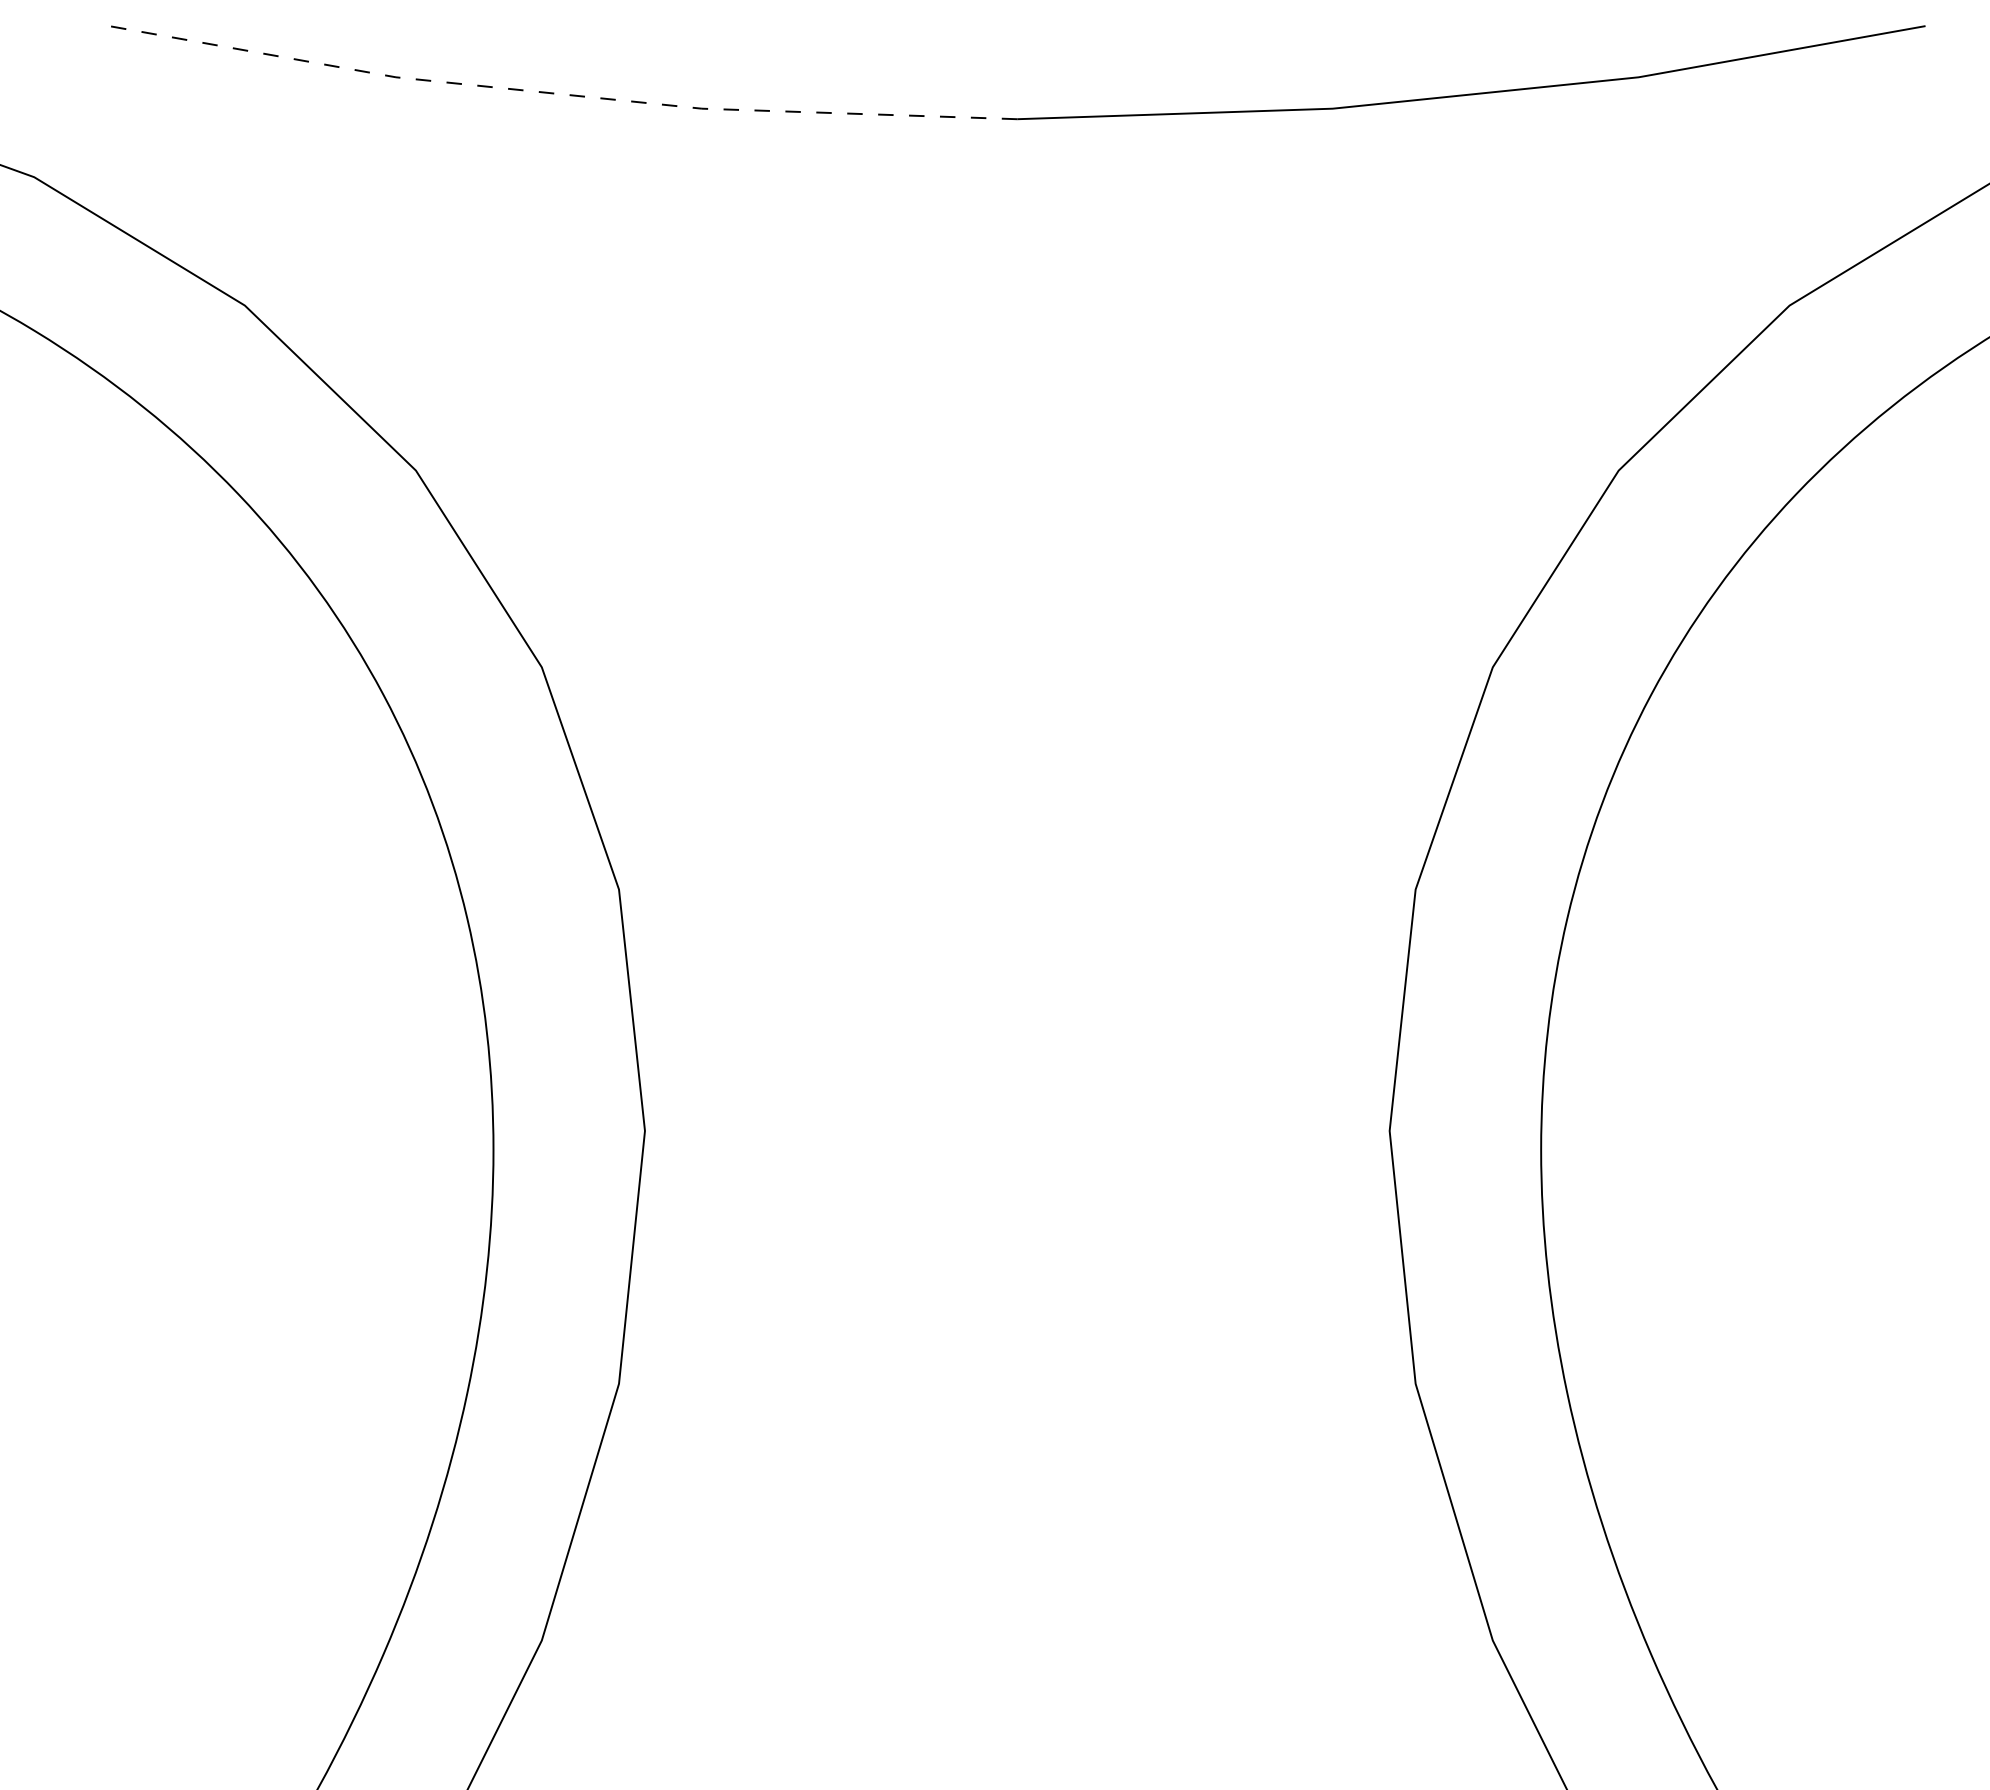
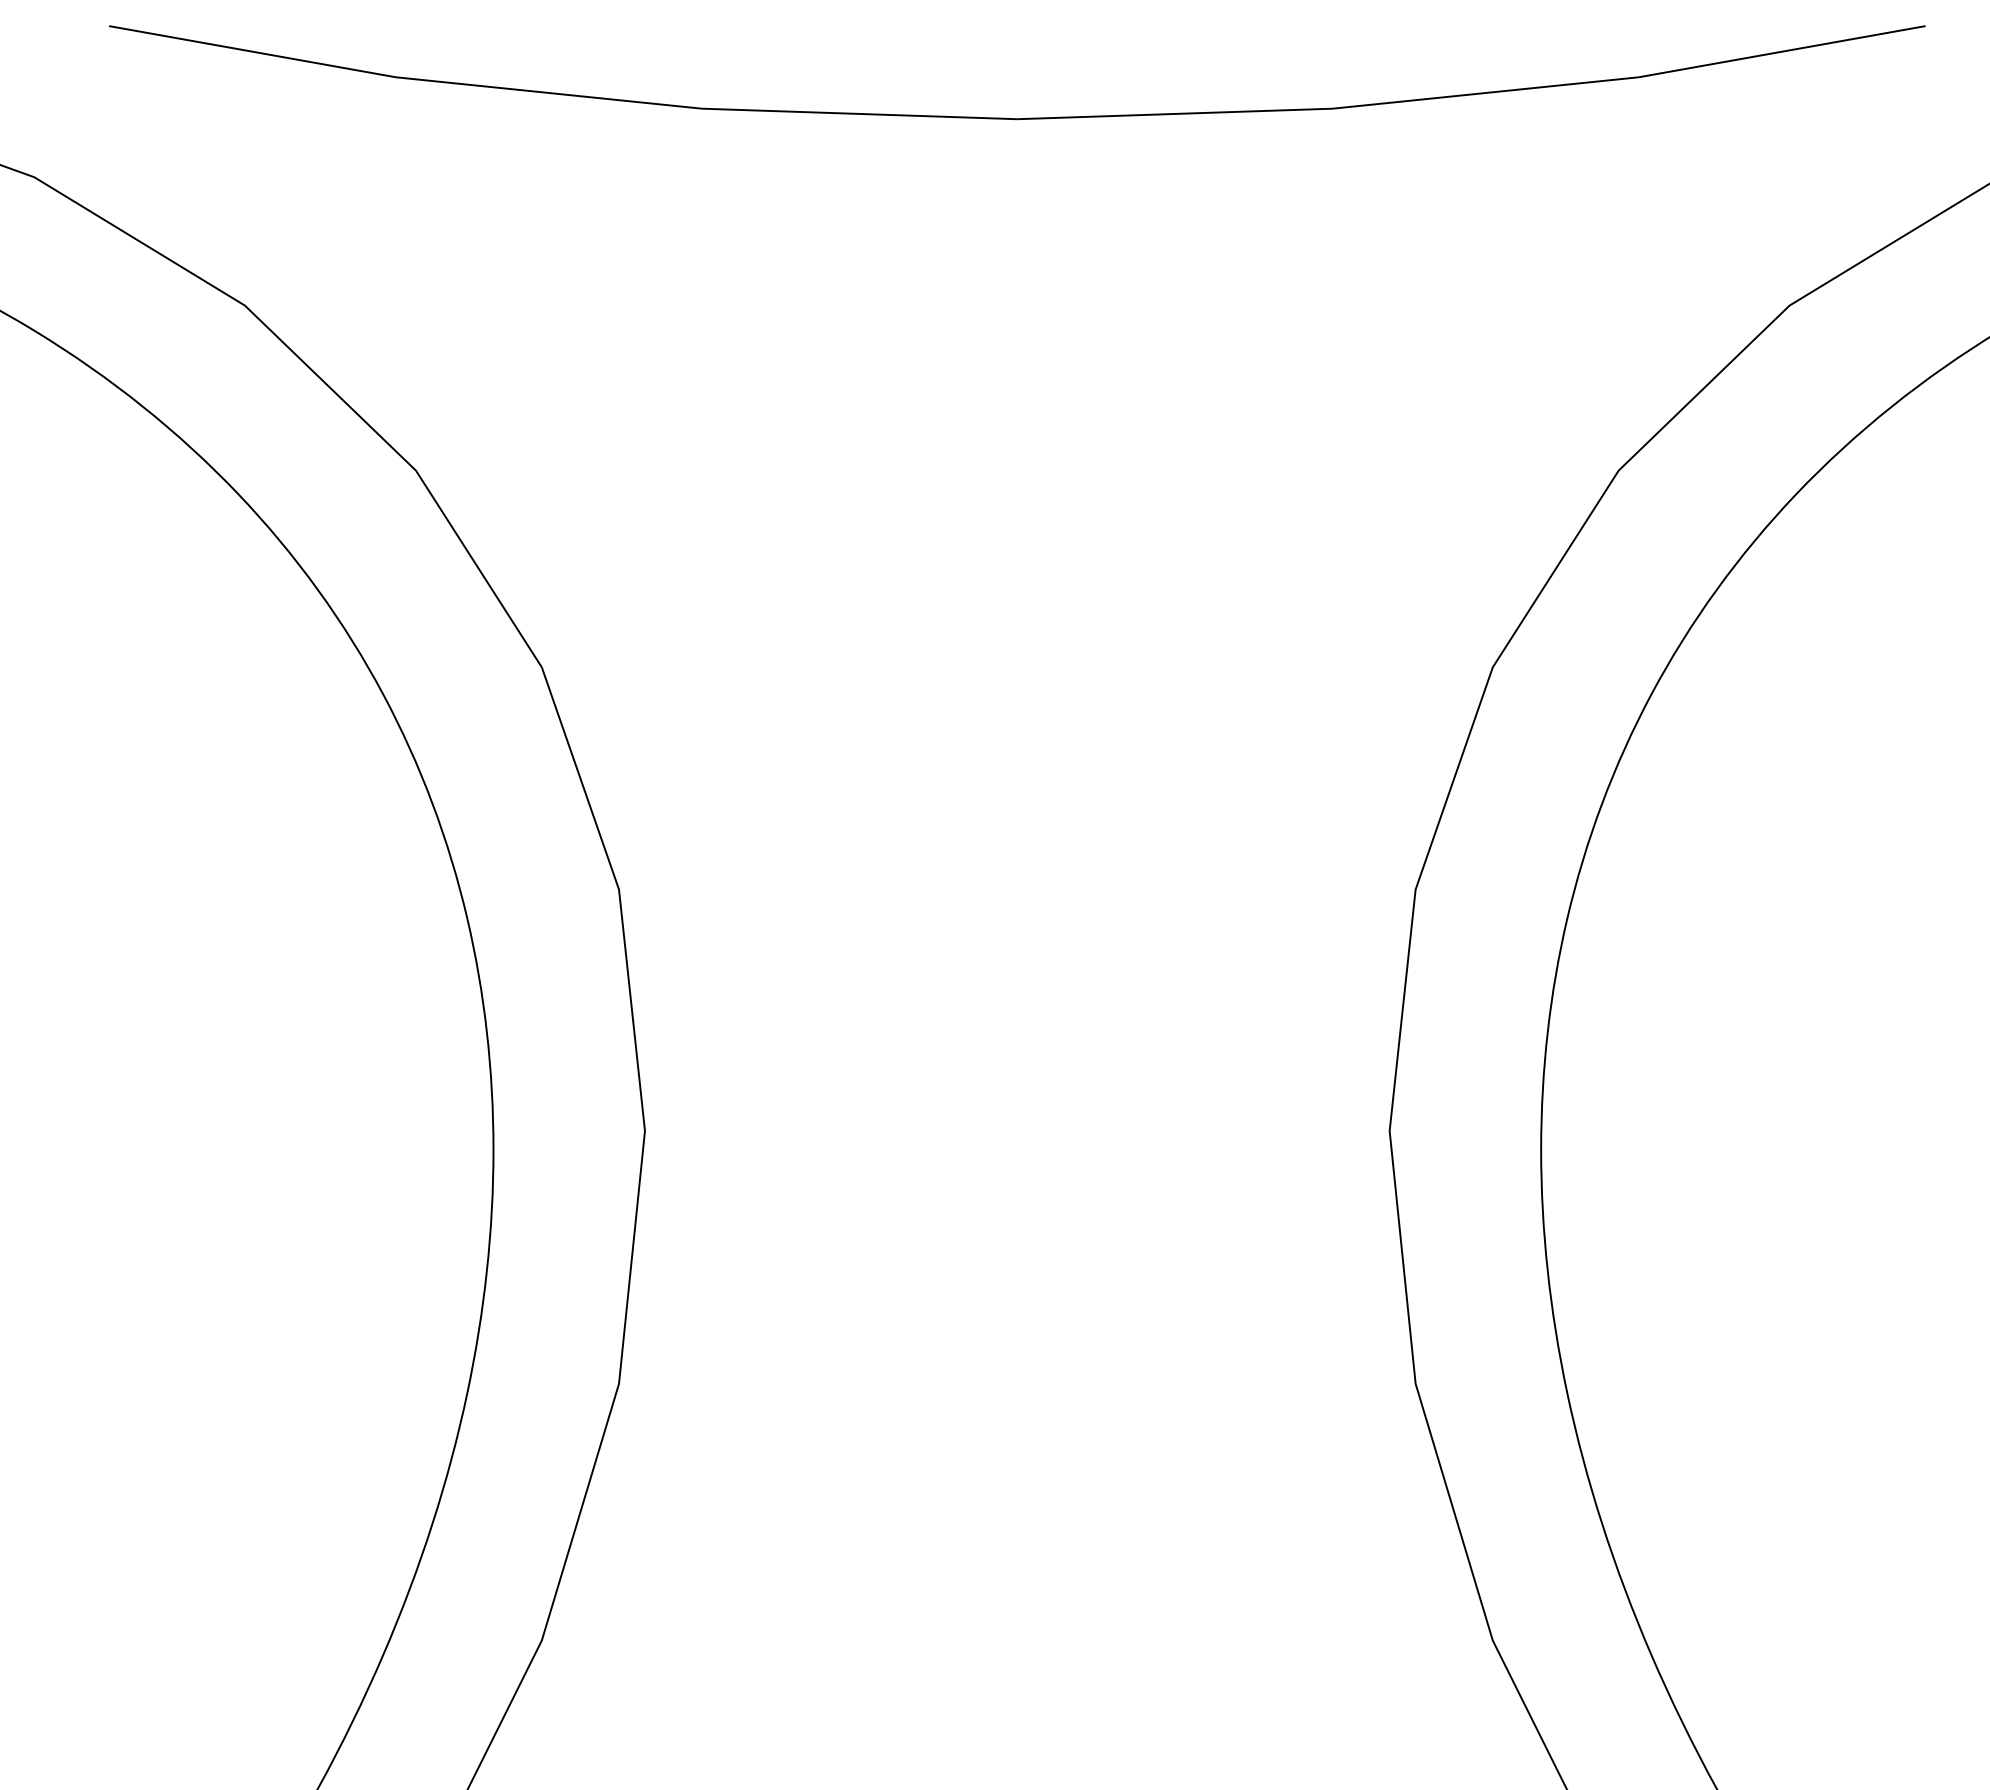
line: dashed -> solid (560, 94)
